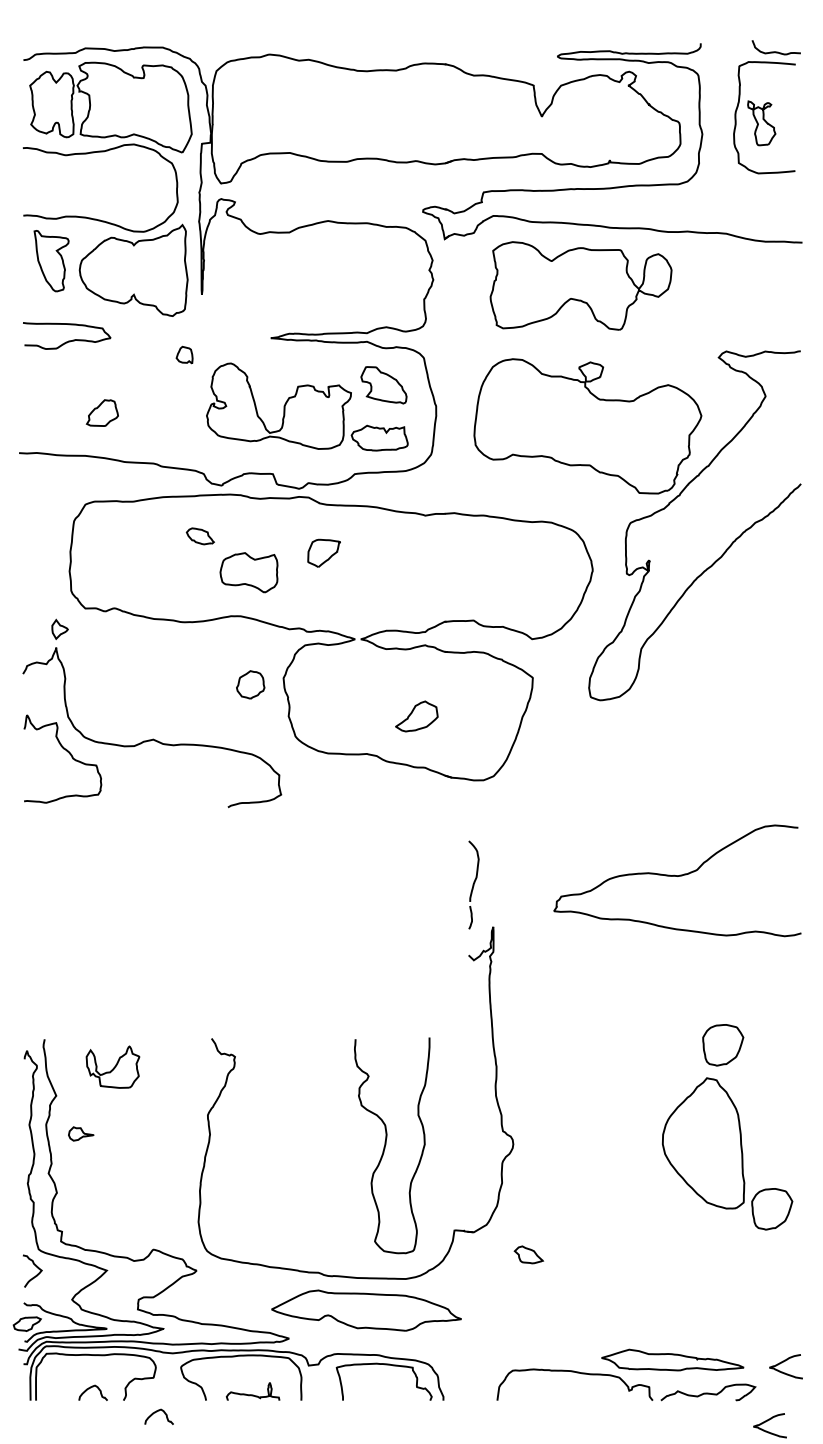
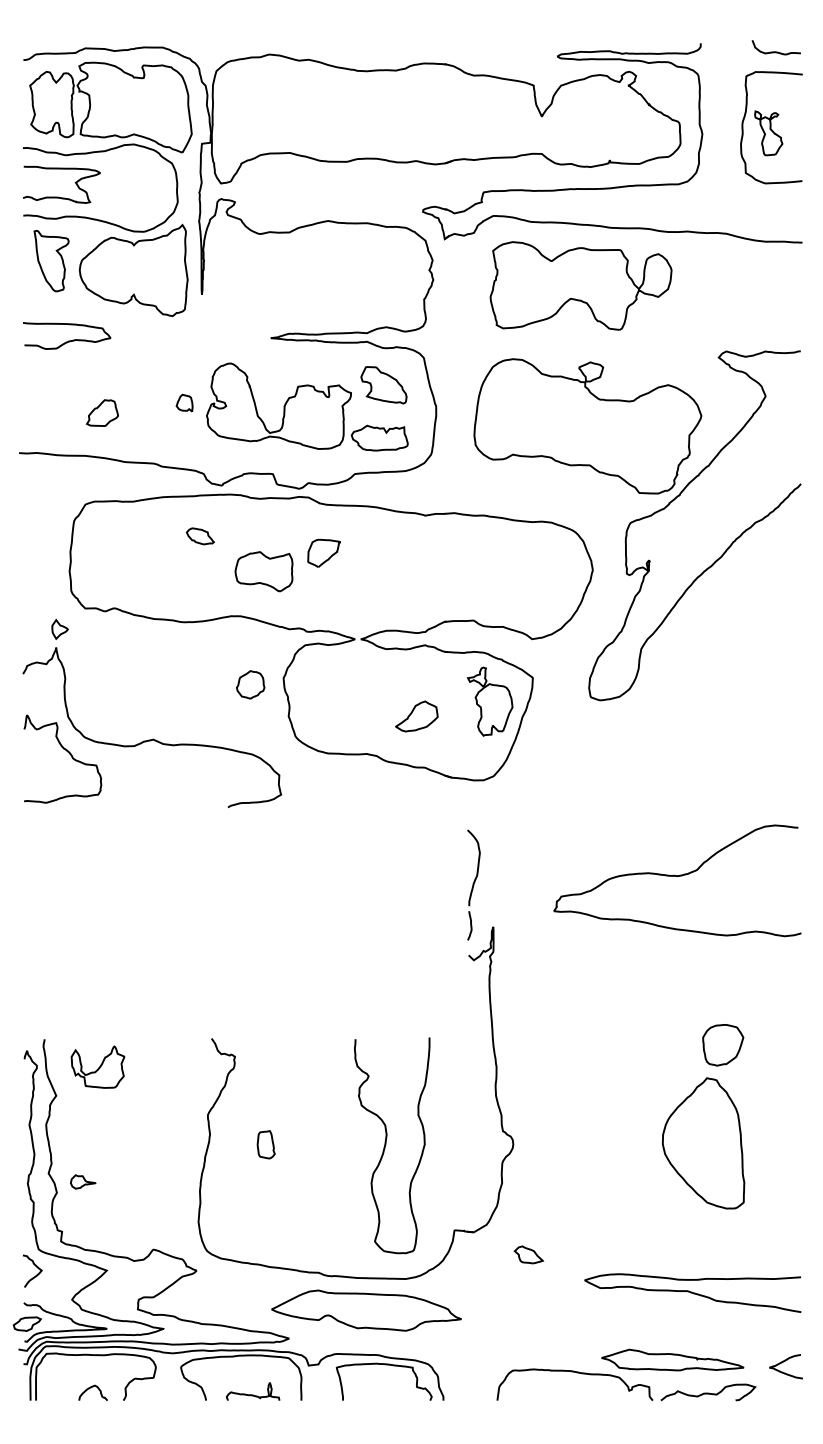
part position: (764, 117) -> (771, 127) (771, 127)
curve: none -> present (58, 196)
part position: (184, 354) -> (184, 402) (184, 402)
part position: (248, 572) -> (263, 571) (263, 571)
part: none -> present (489, 701)
part size: 12x90 px -> 14x112 px (473, 884)
part position: (112, 1066) -> (97, 1066) (97, 1066)
part position: (81, 1133) -> (83, 1181) (83, 1181)
part: none -> present (265, 1144)
part: present -> none (772, 1209)
curve: none -> present (692, 1292)
curve: present -> none (157, 1412)
curve: present -> none (766, 1422)
